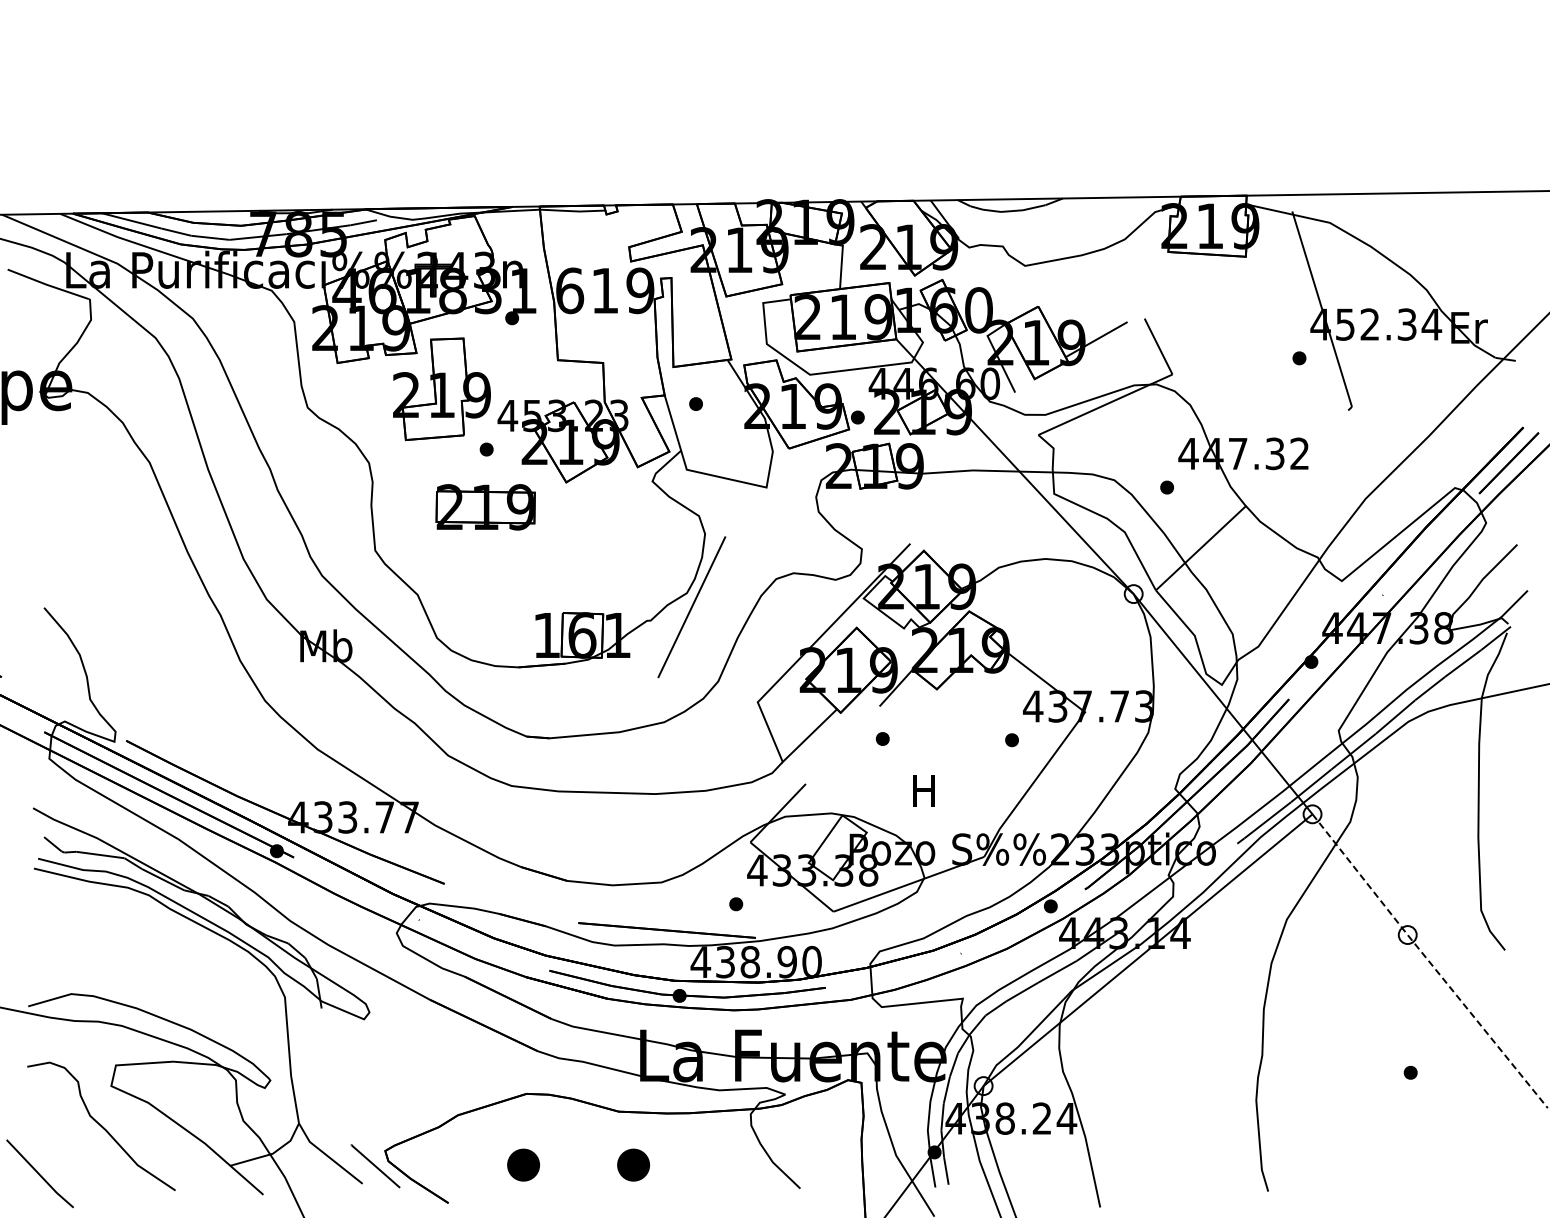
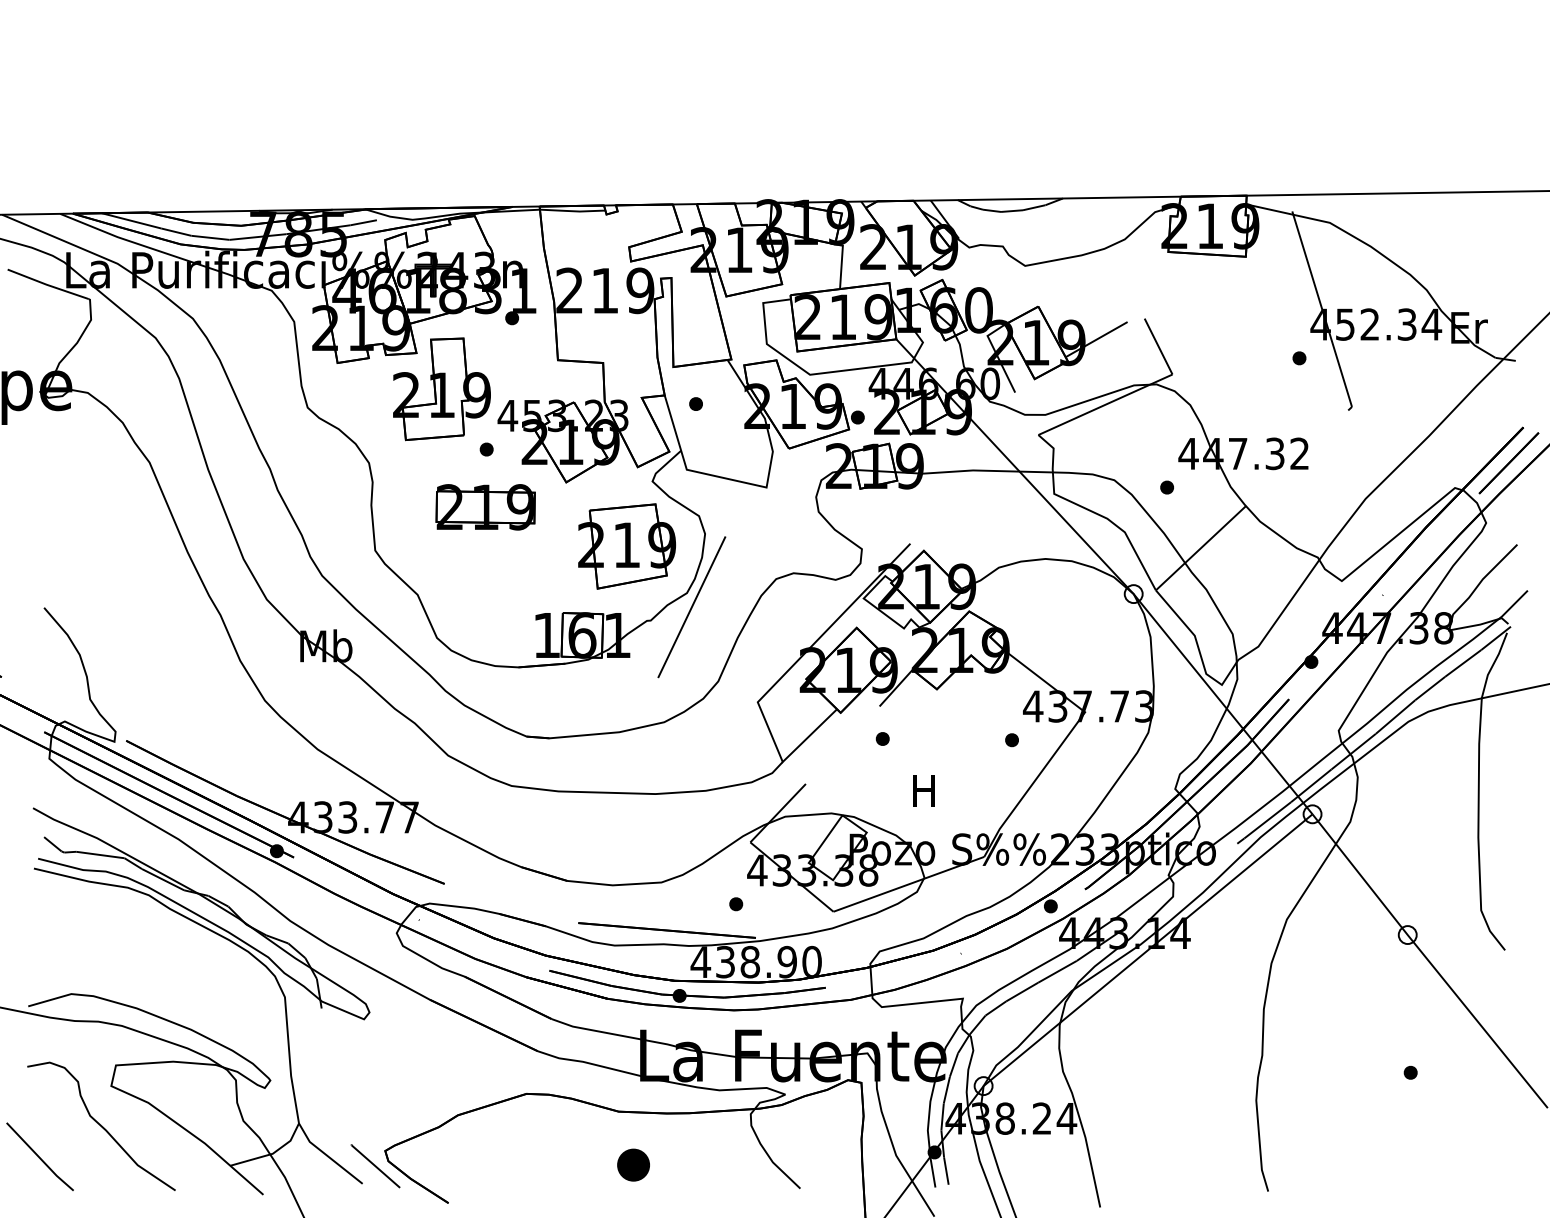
text: 619 -> 219 (570, 290)
part: none -> present (627, 546)
line: dashed -> solid (1429, 961)
part: present -> none (523, 1164)
line position: (39, 1173) -> (39, 1156) (39, 1156)
